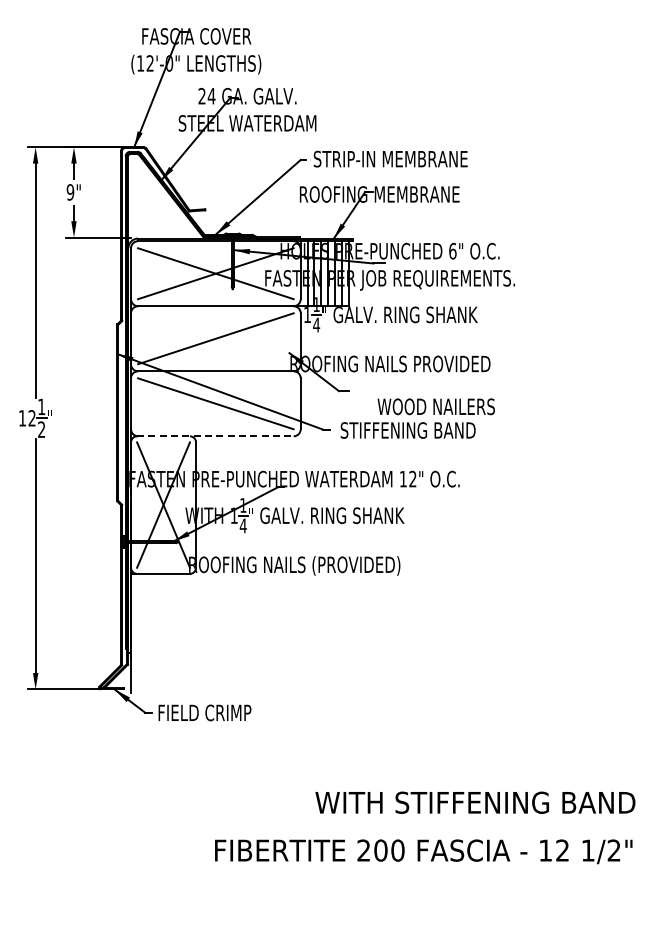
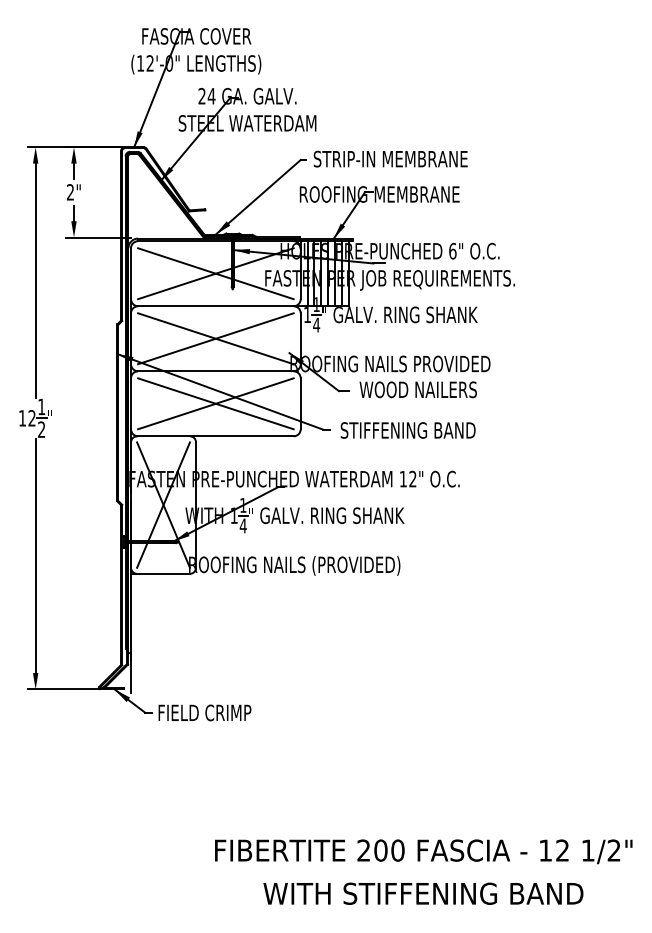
text: 9" -> 2" (70, 192)
line: none -> present (215, 338)
line: none -> present (215, 403)
text position: (435, 406) -> (417, 389) (417, 389)
line: dashed -> solid (215, 436)
text position: (475, 802) -> (423, 893) (423, 893)
